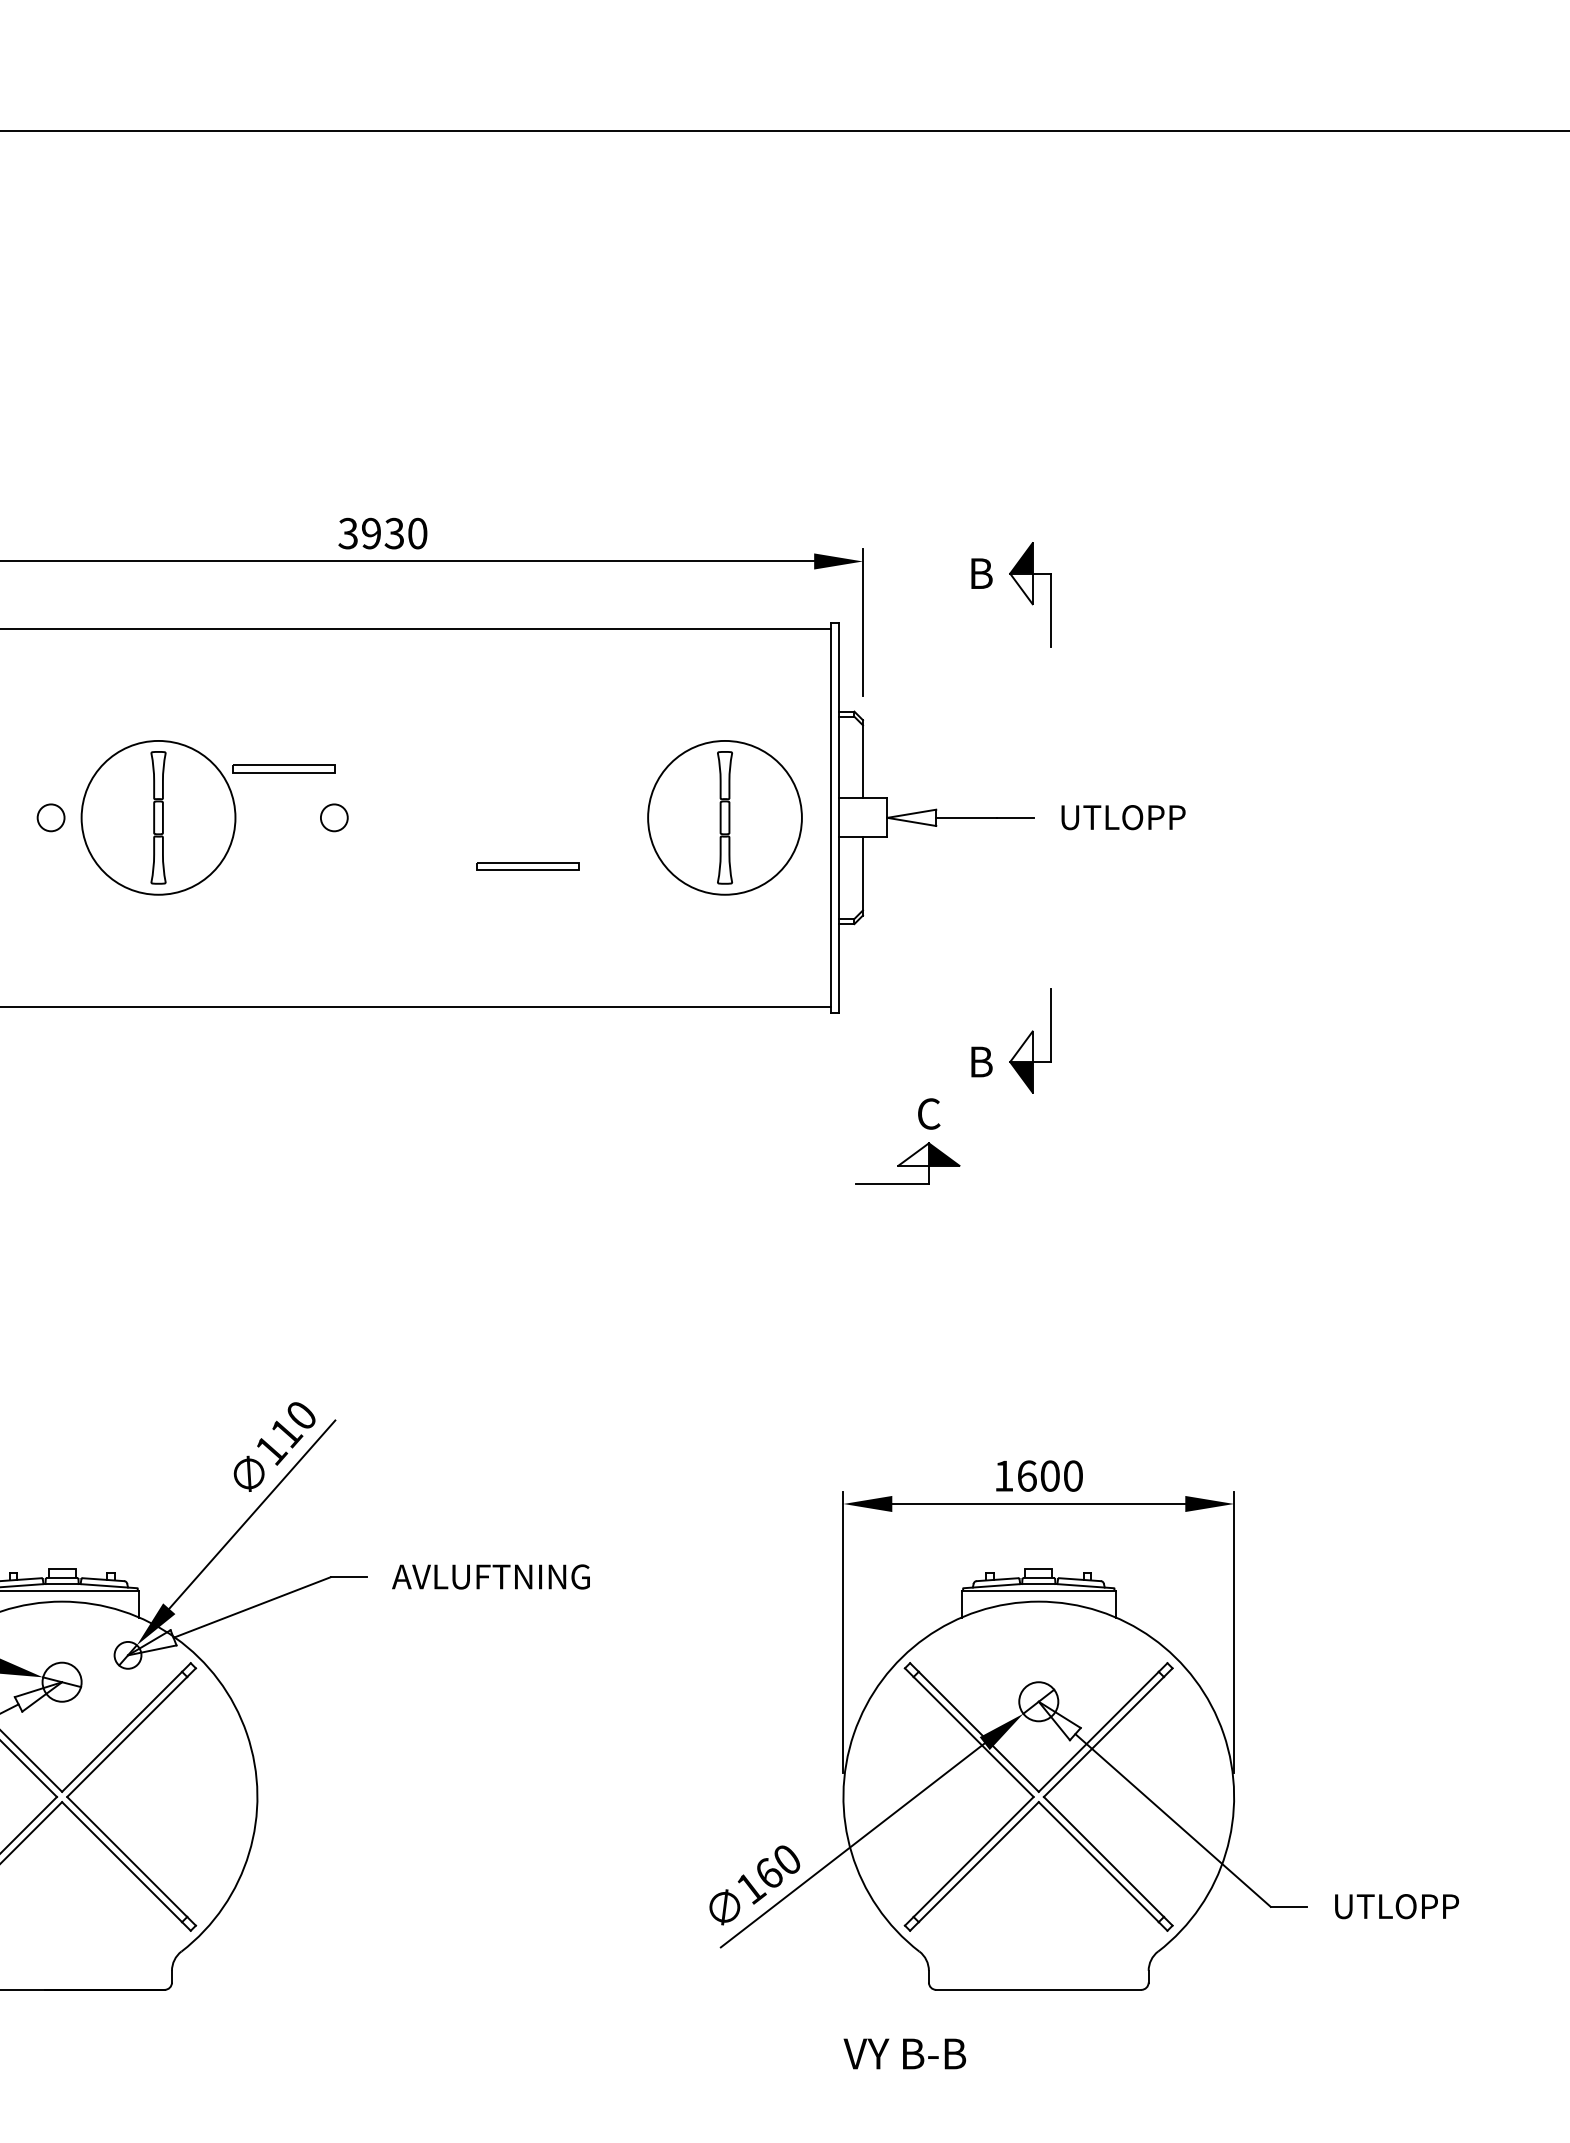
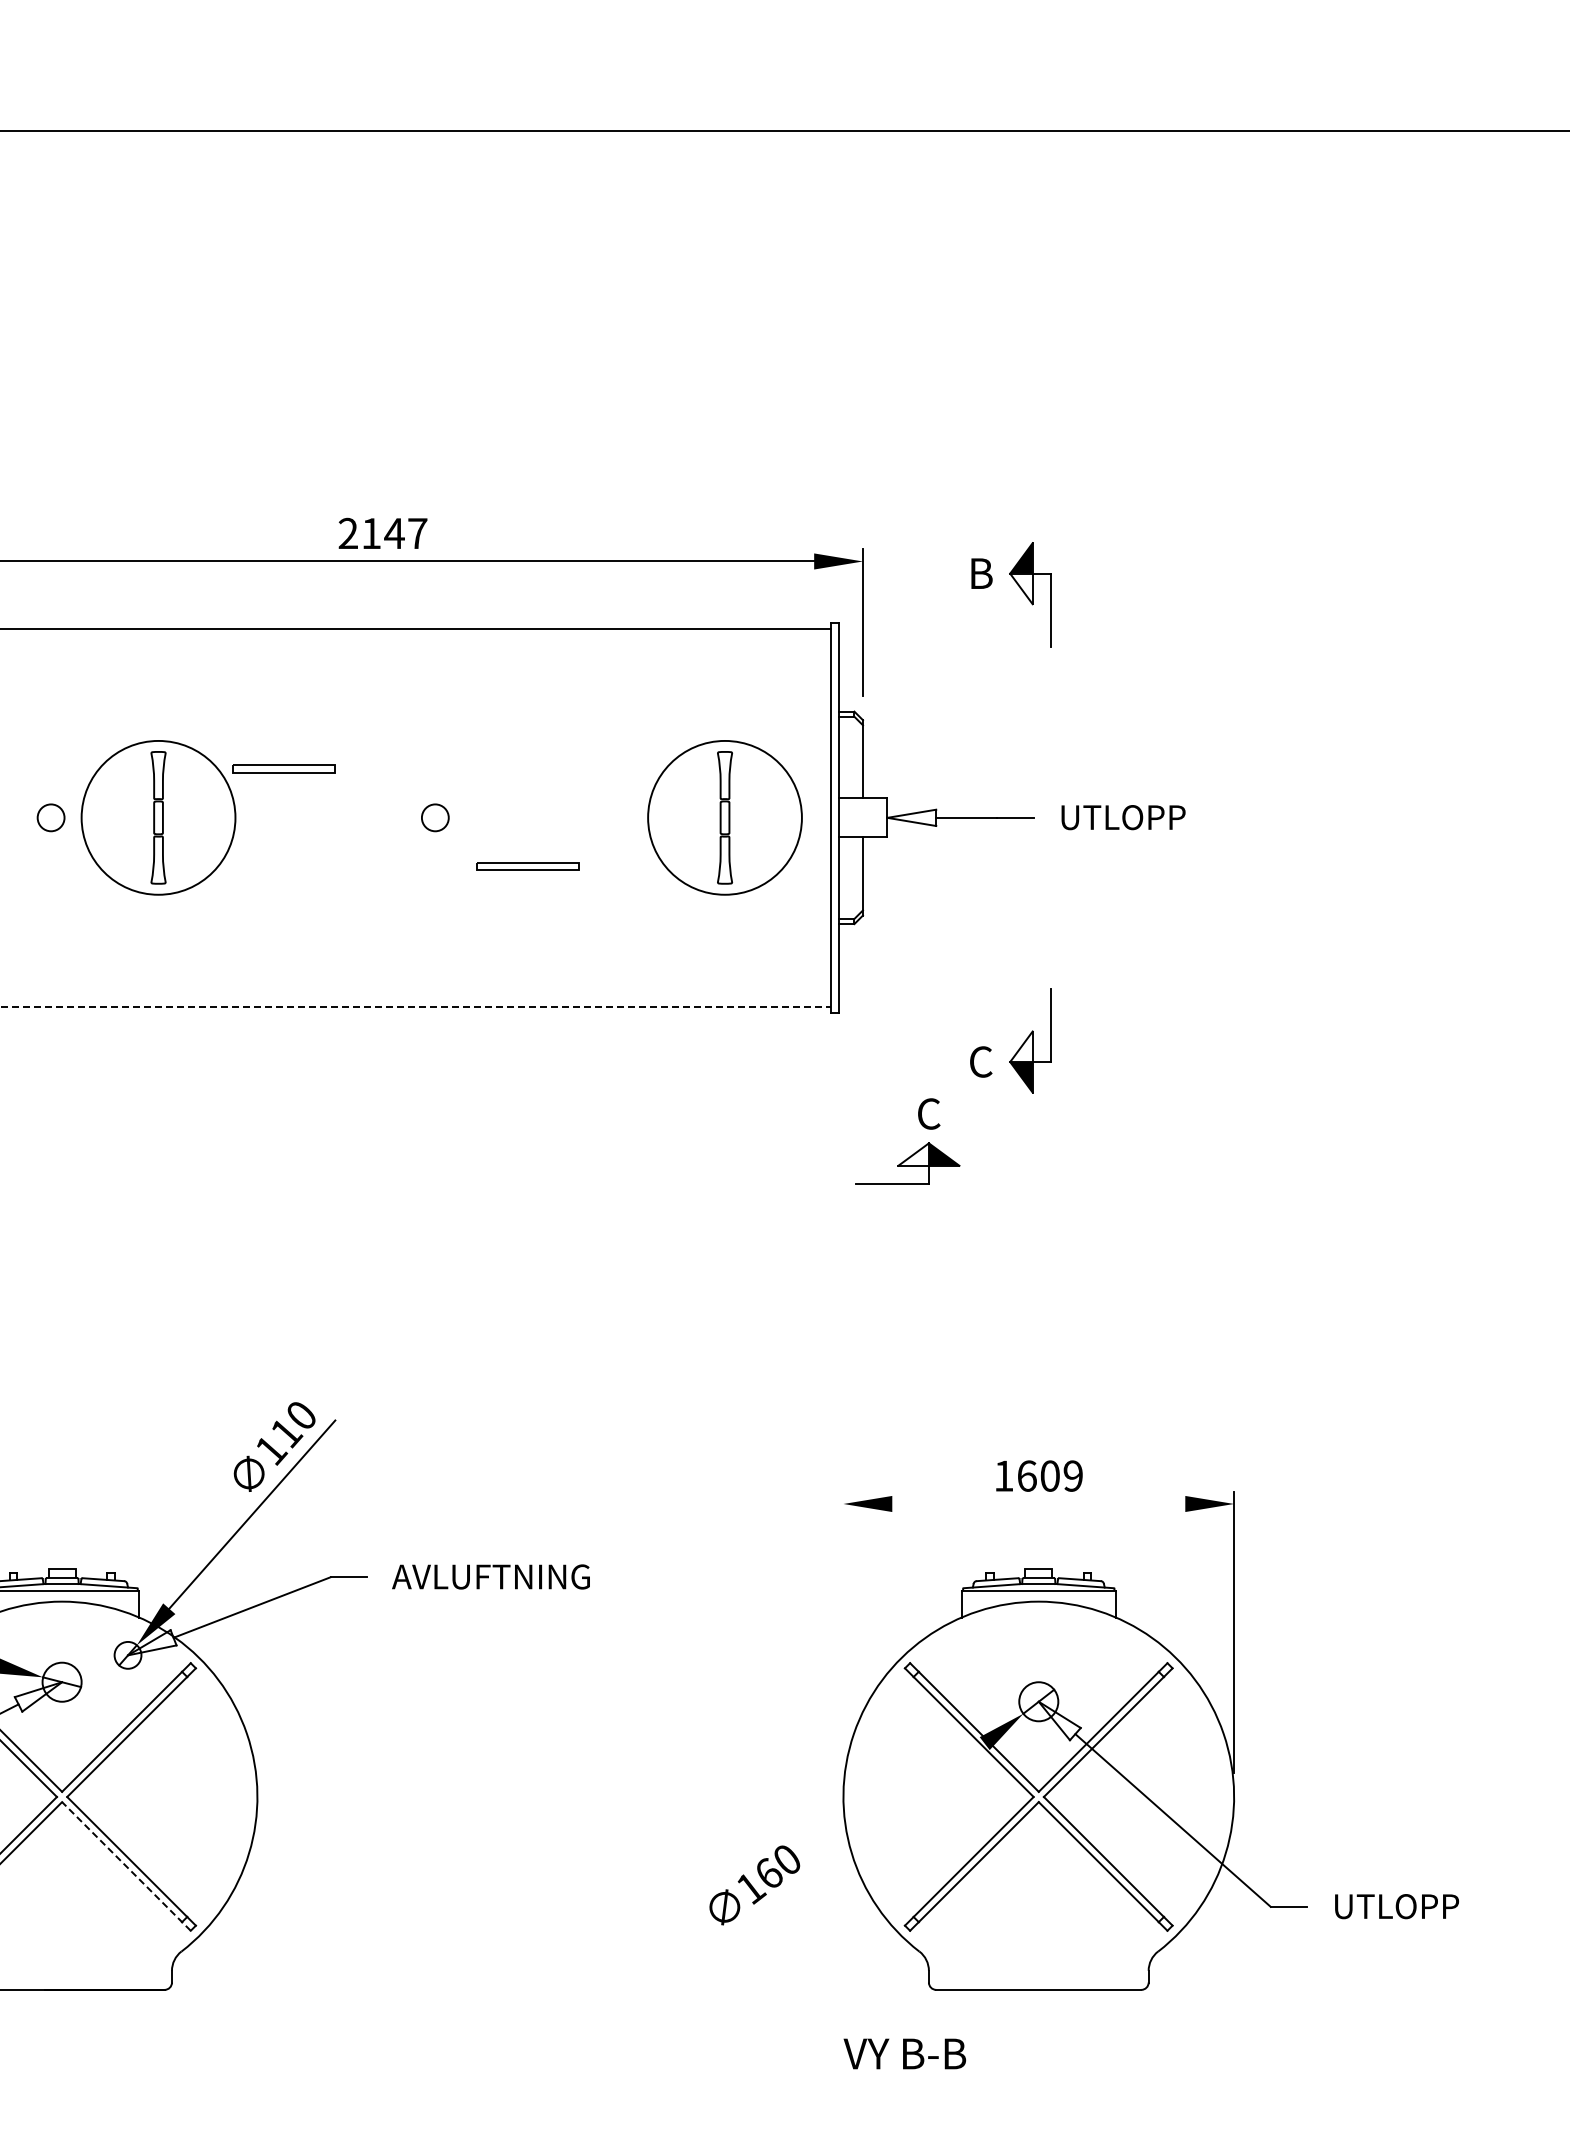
text: 3930 -> 2147 (382, 533)
circle position: (334, 817) -> (435, 817) (435, 817)
line: solid -> dashed (415, 1007)
text: B -> C (981, 1061)
text: 1600 -> 1609 (1072, 1475)
line: present -> none (1038, 1503)
line: present -> none (843, 1631)
line: present -> none (852, 1845)
line: solid -> dashed (126, 1866)
